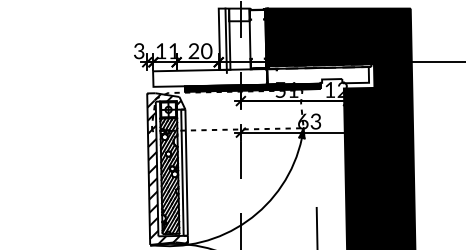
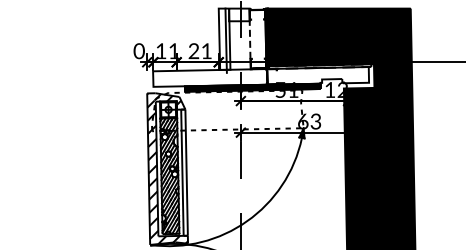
line: solid -> dashed (250, 38)
text: 3 -> 0 (138, 50)
text: 20 -> 21 (206, 51)
line: present -> none (316, 226)
